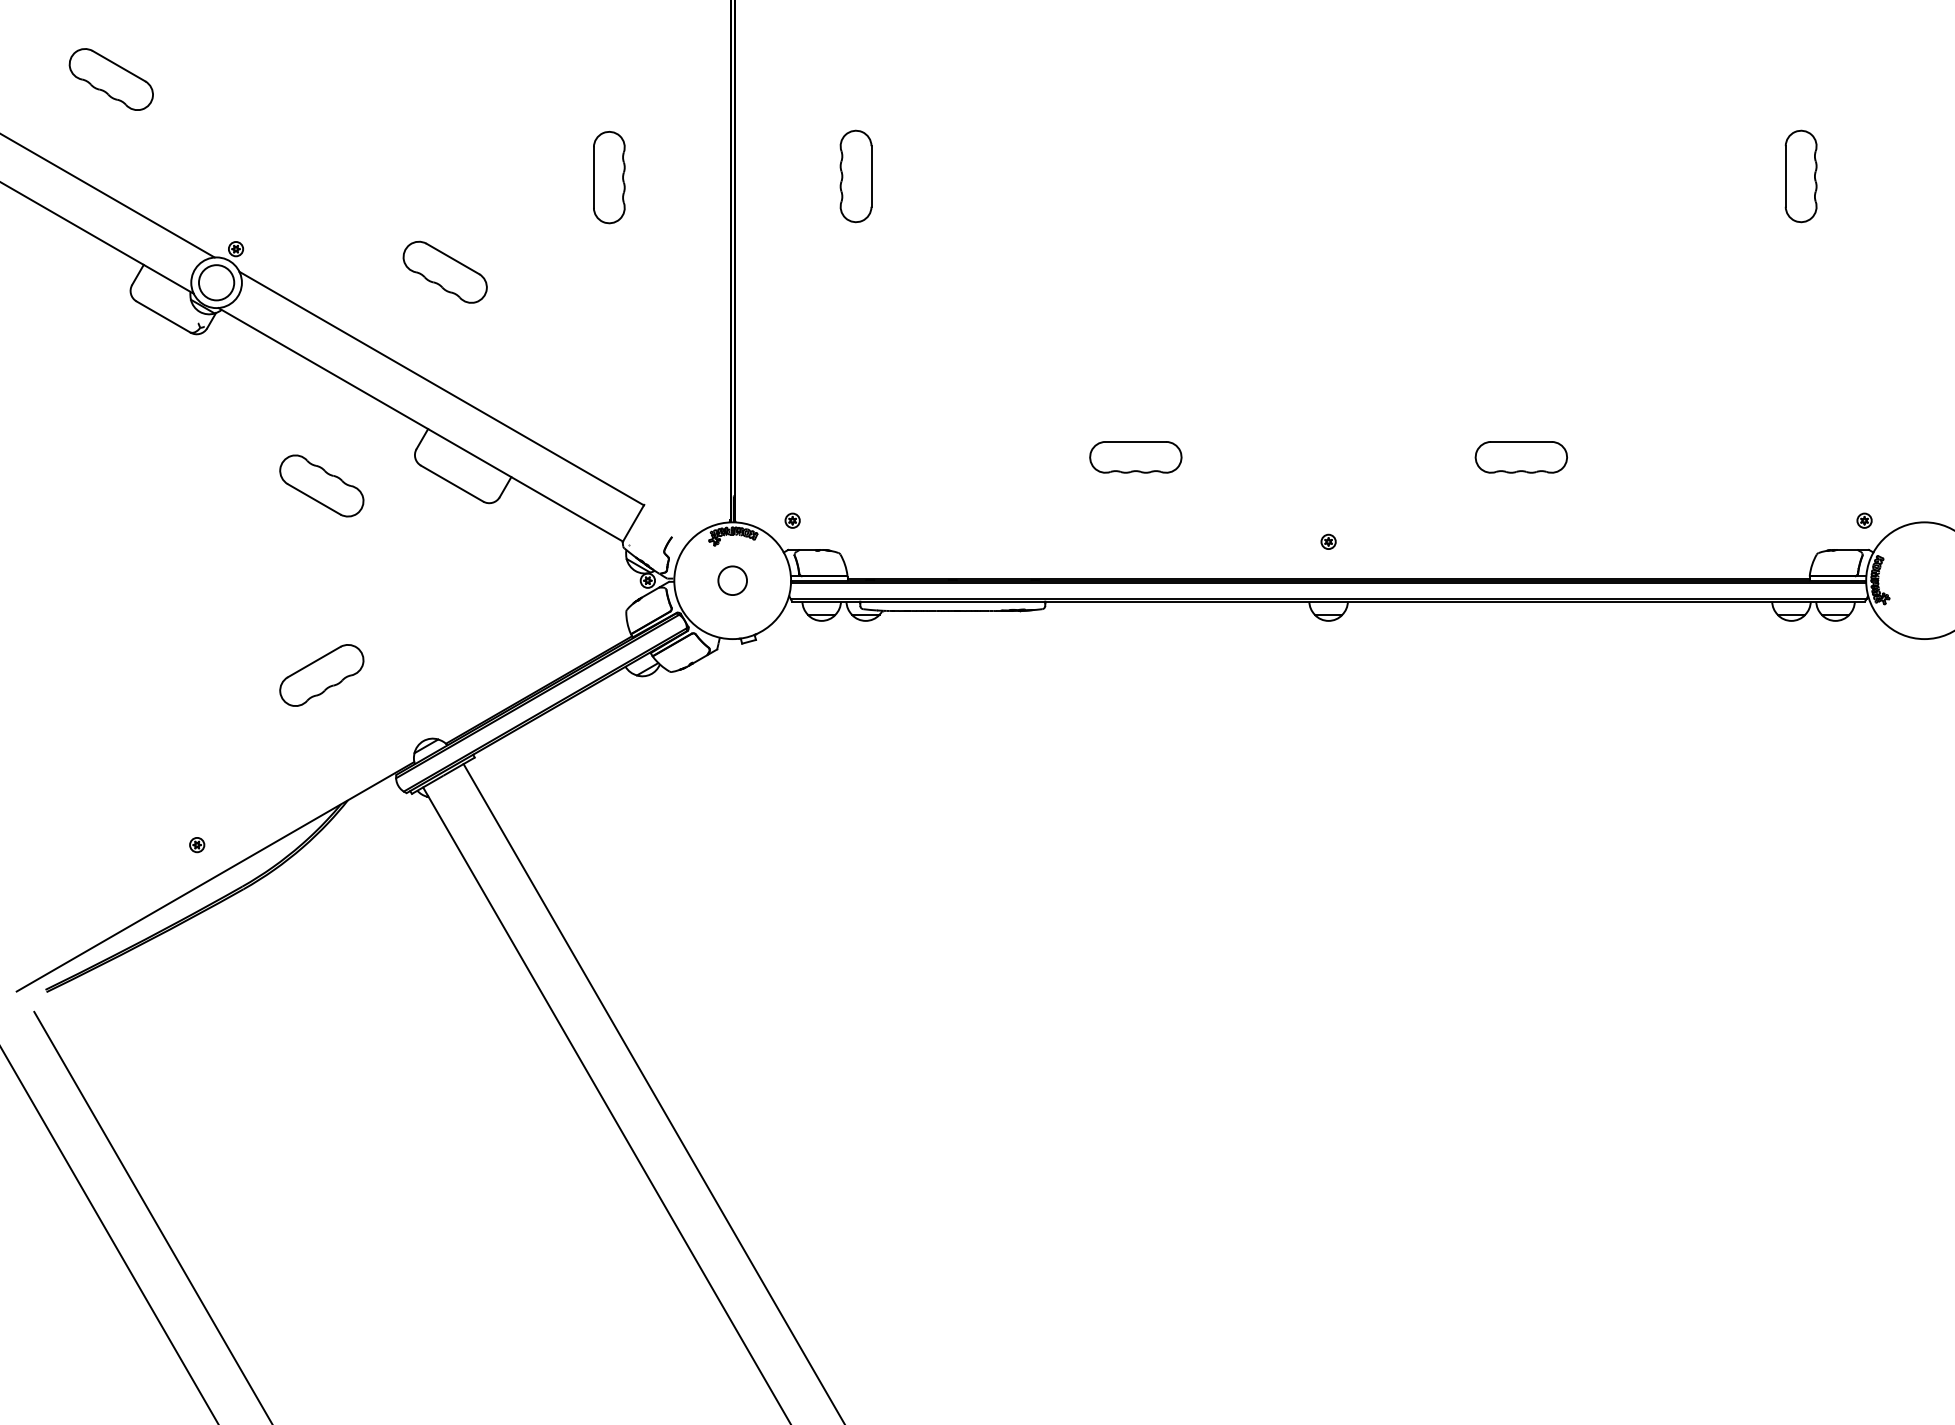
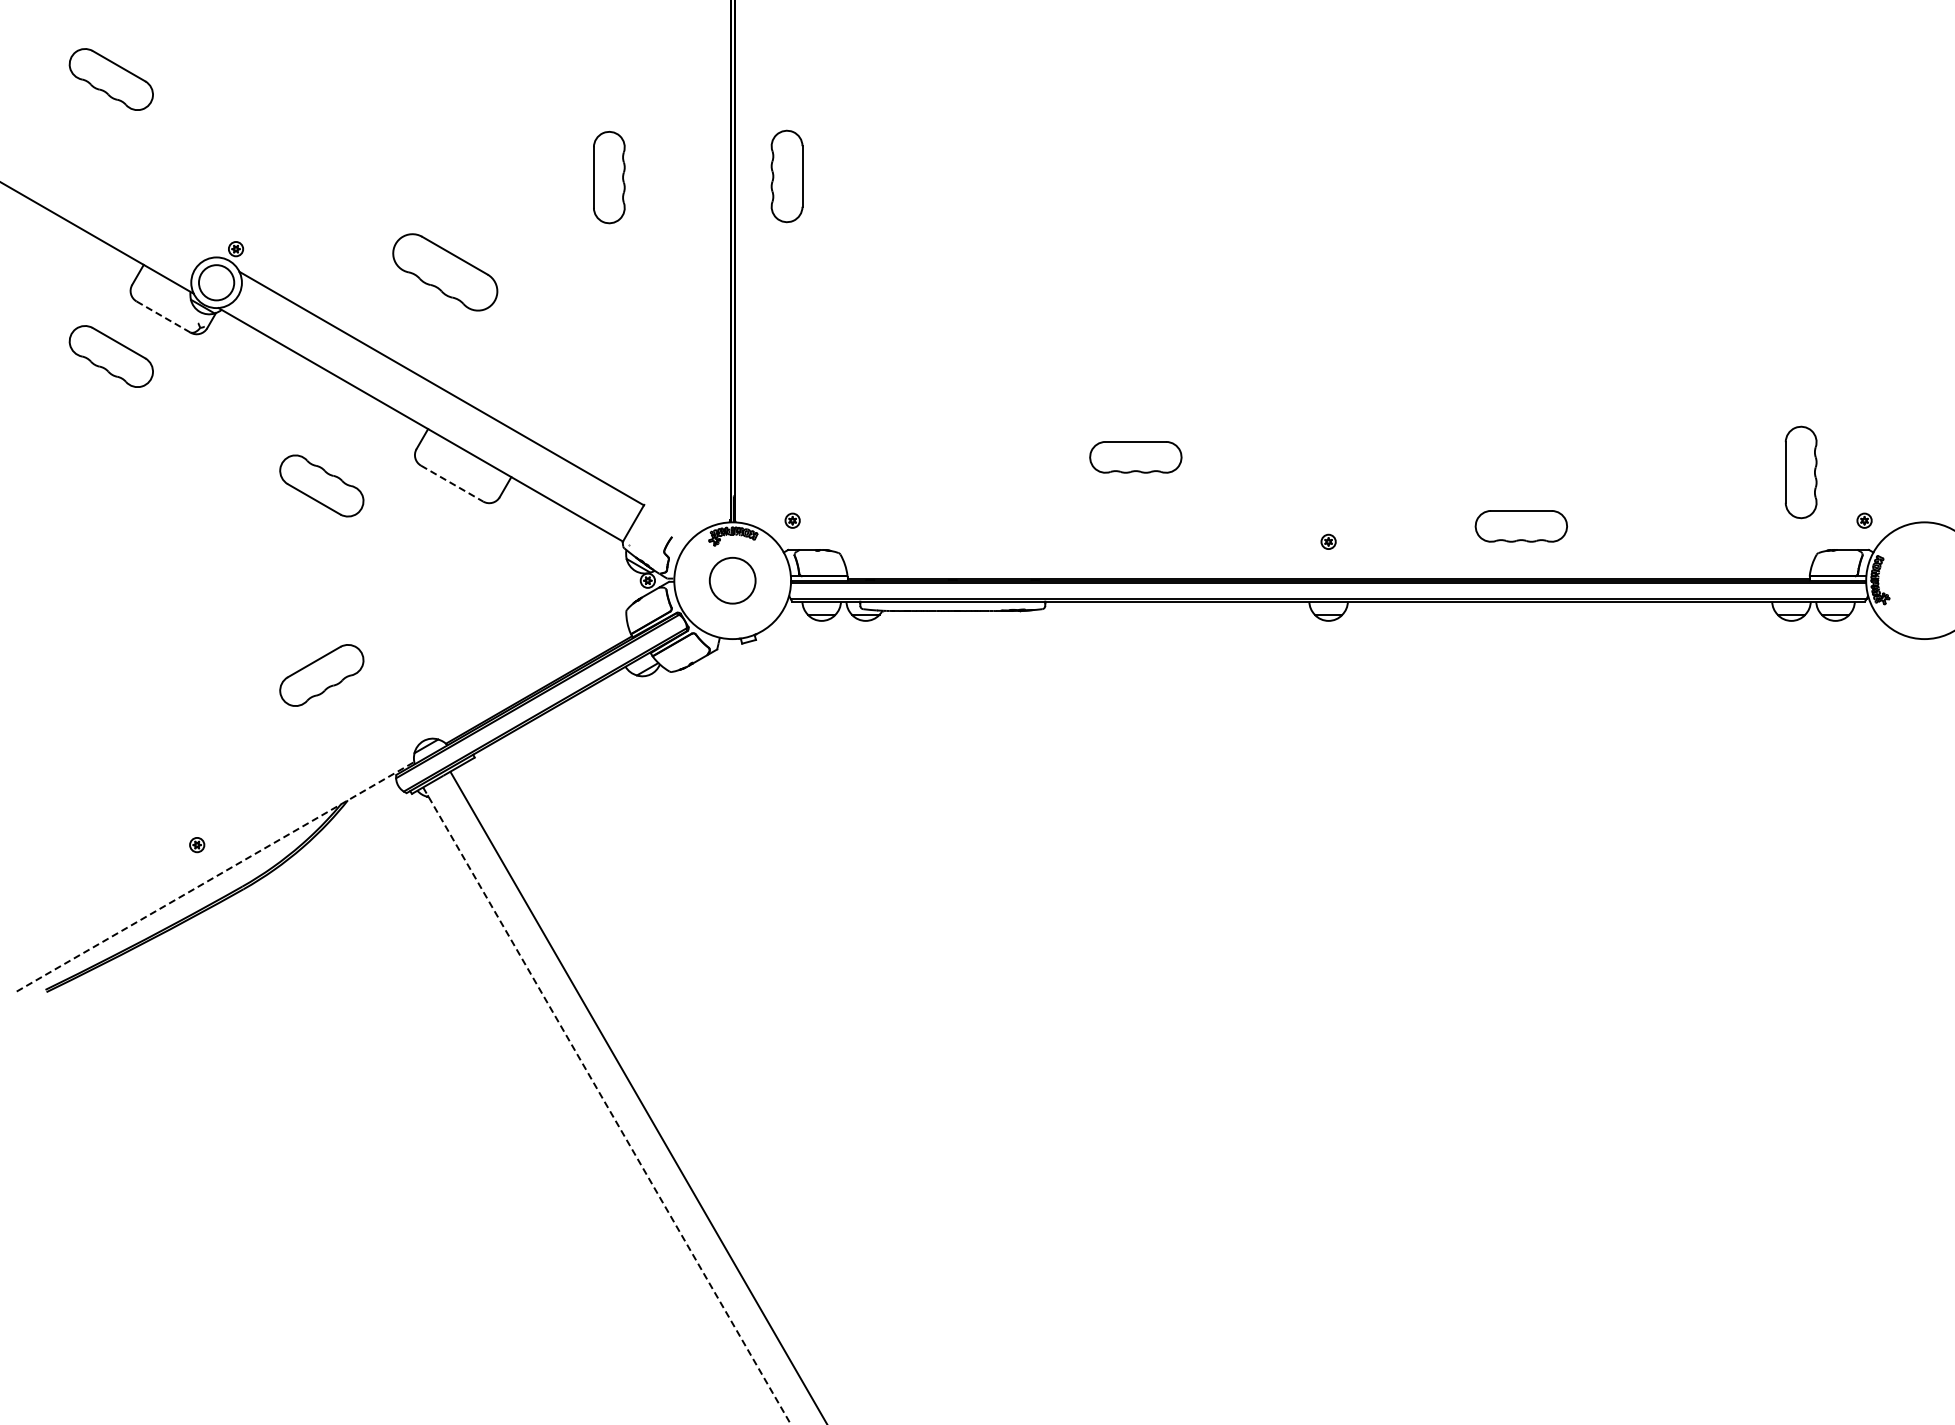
part position: (855, 176) -> (786, 176) (786, 176)
part position: (1800, 176) -> (1800, 472) (1800, 472)
line: present -> none (108, 195)
part size: 86x64 px -> 107x79 px (445, 272)
line: solid -> dashed (164, 317)
part: none -> present (110, 356)
part position: (1520, 457) -> (1520, 526) (1520, 526)
line: solid -> dashed (452, 483)
circle diameter: 29 px -> 46 px (732, 580)
line: solid -> dashed (215, 876)
line position: (653, 1092) -> (637, 1096) (637, 1096)
line: solid -> dashed (607, 1106)
line: present -> none (152, 1216)
line: present -> none (109, 1235)
